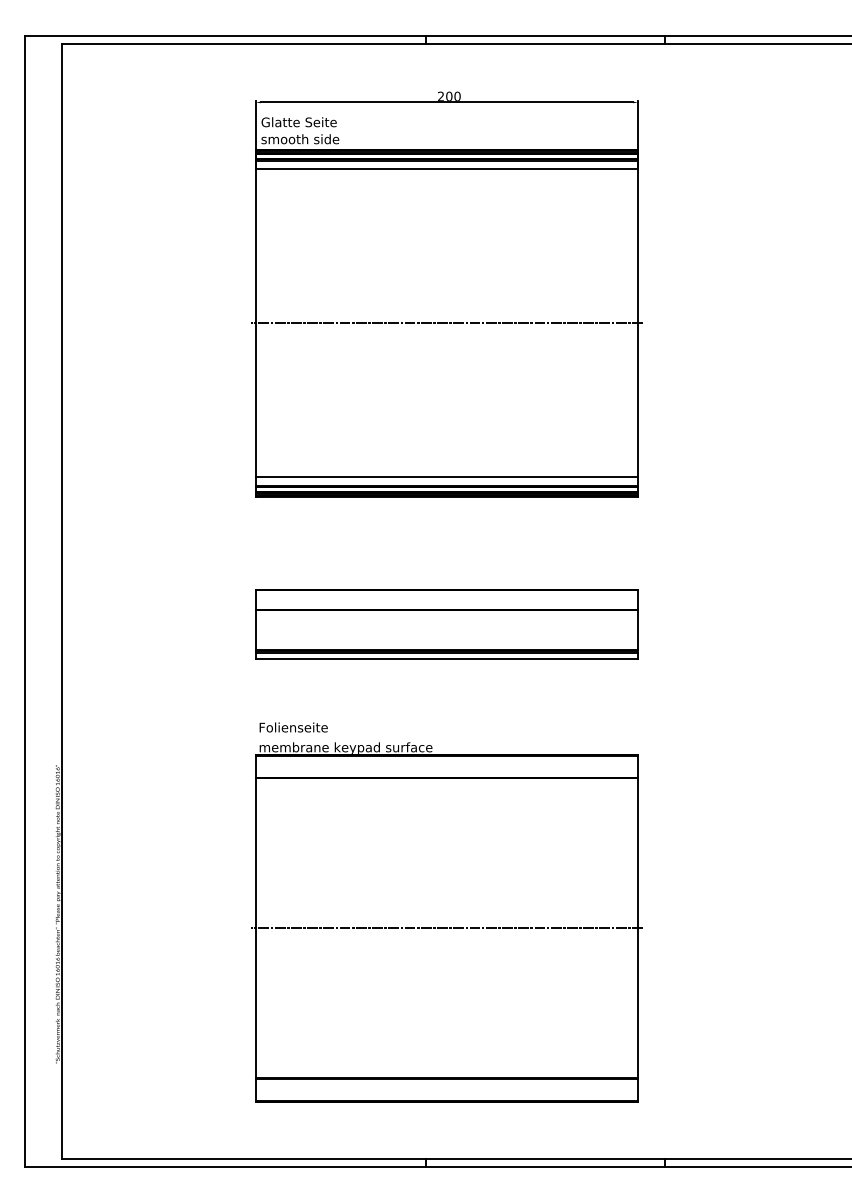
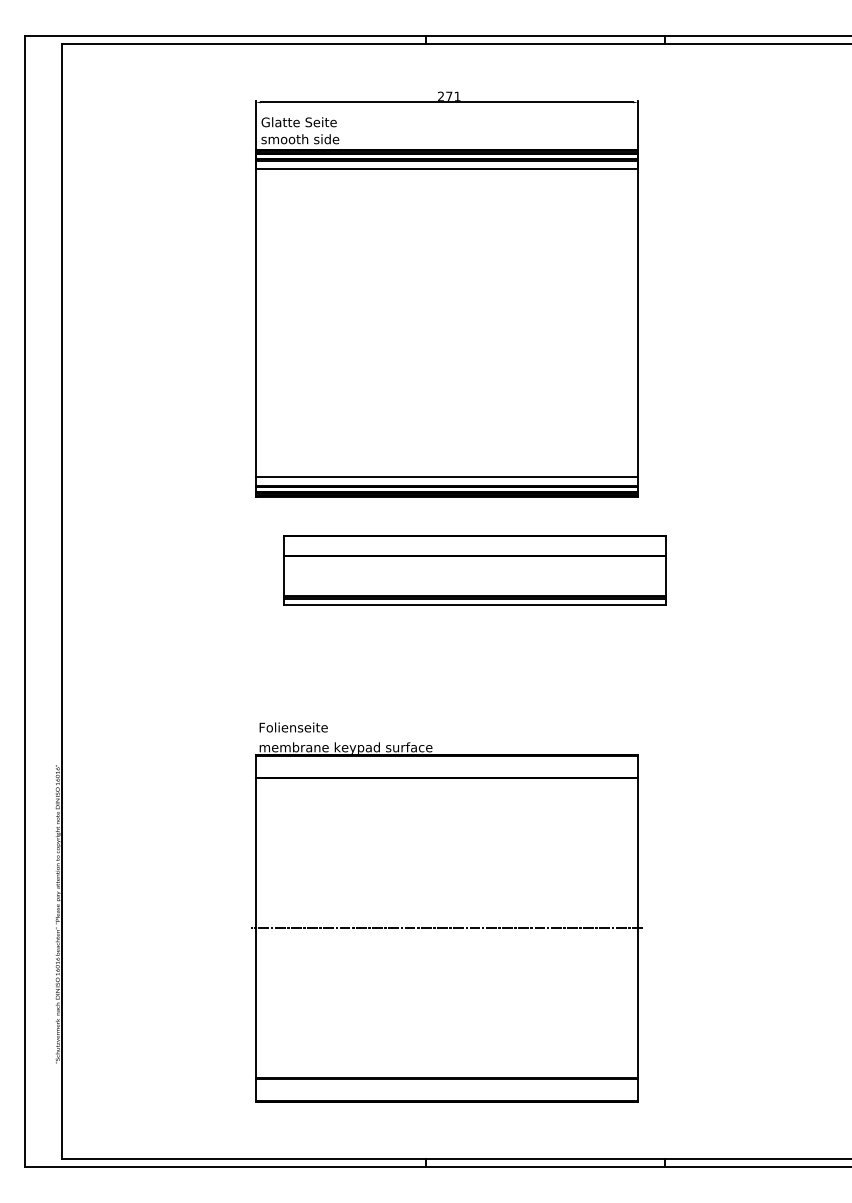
text: 200 -> 271 (453, 95)
line: present -> none (446, 323)
part position: (446, 624) -> (474, 570) (474, 570)
